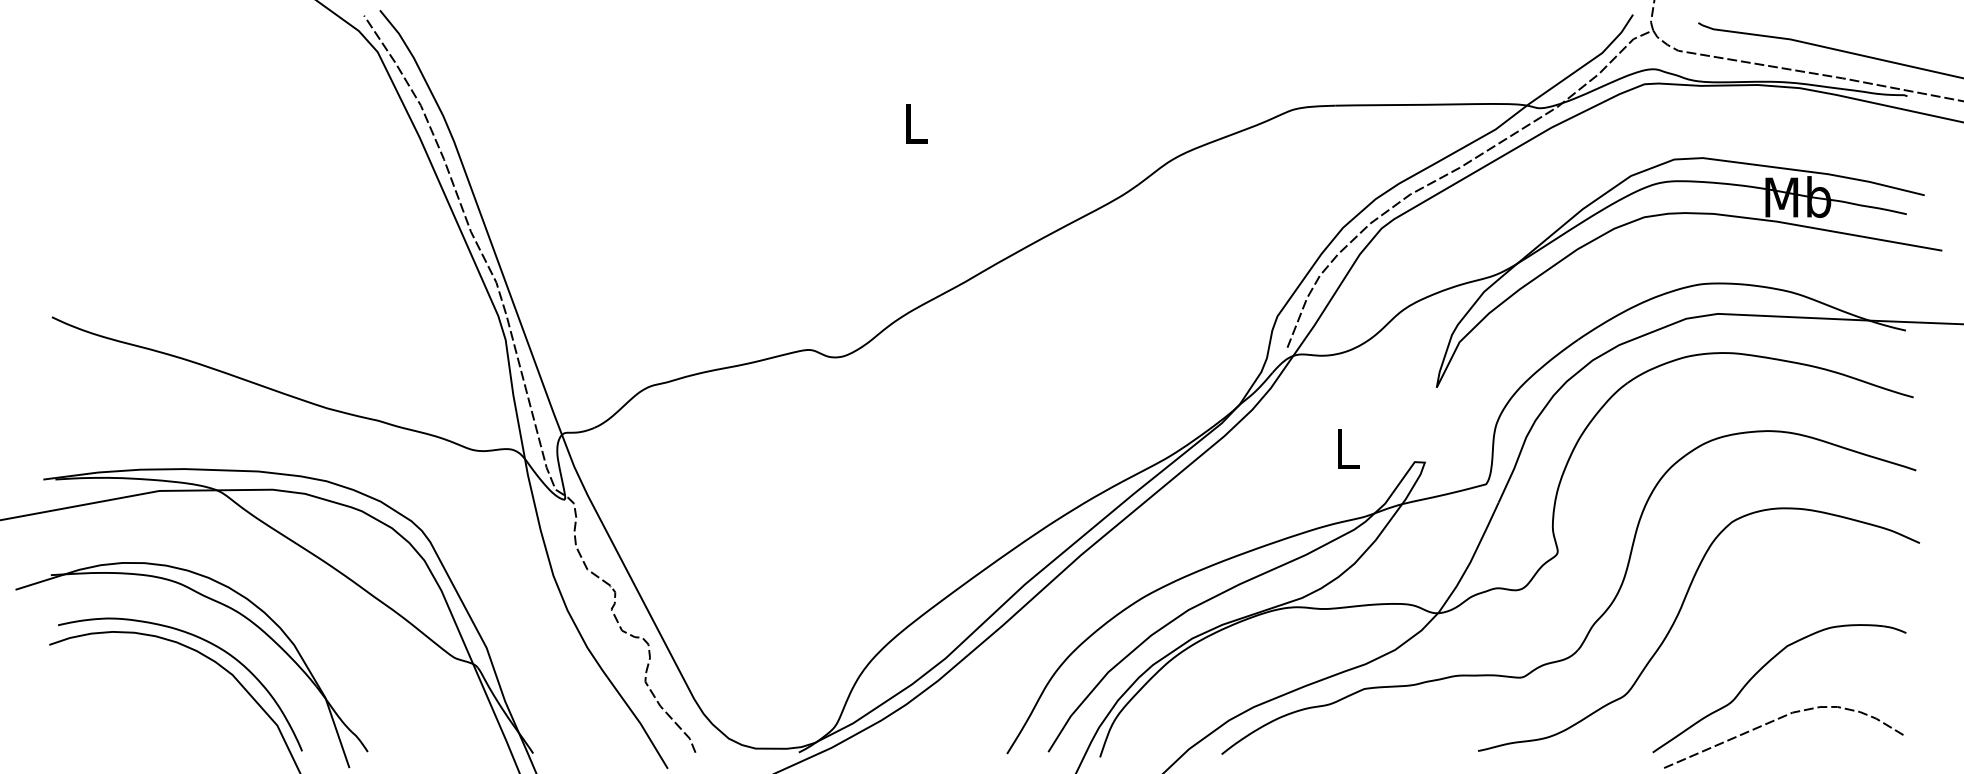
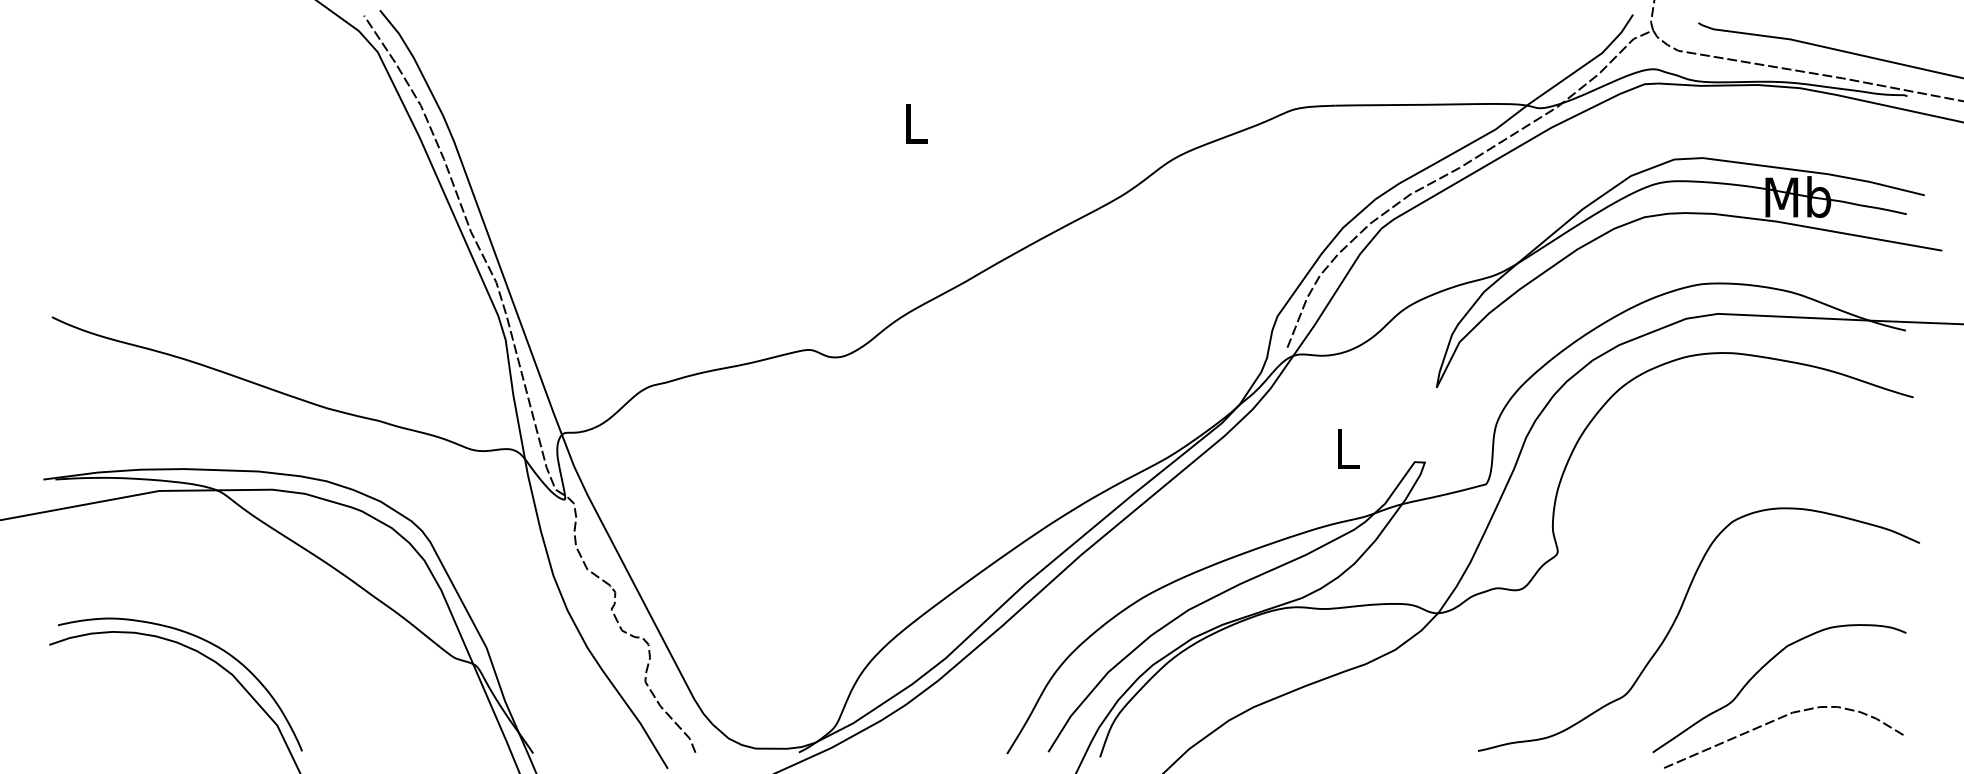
part: present -> none (222, 605)
part: present -> none (1597, 618)
